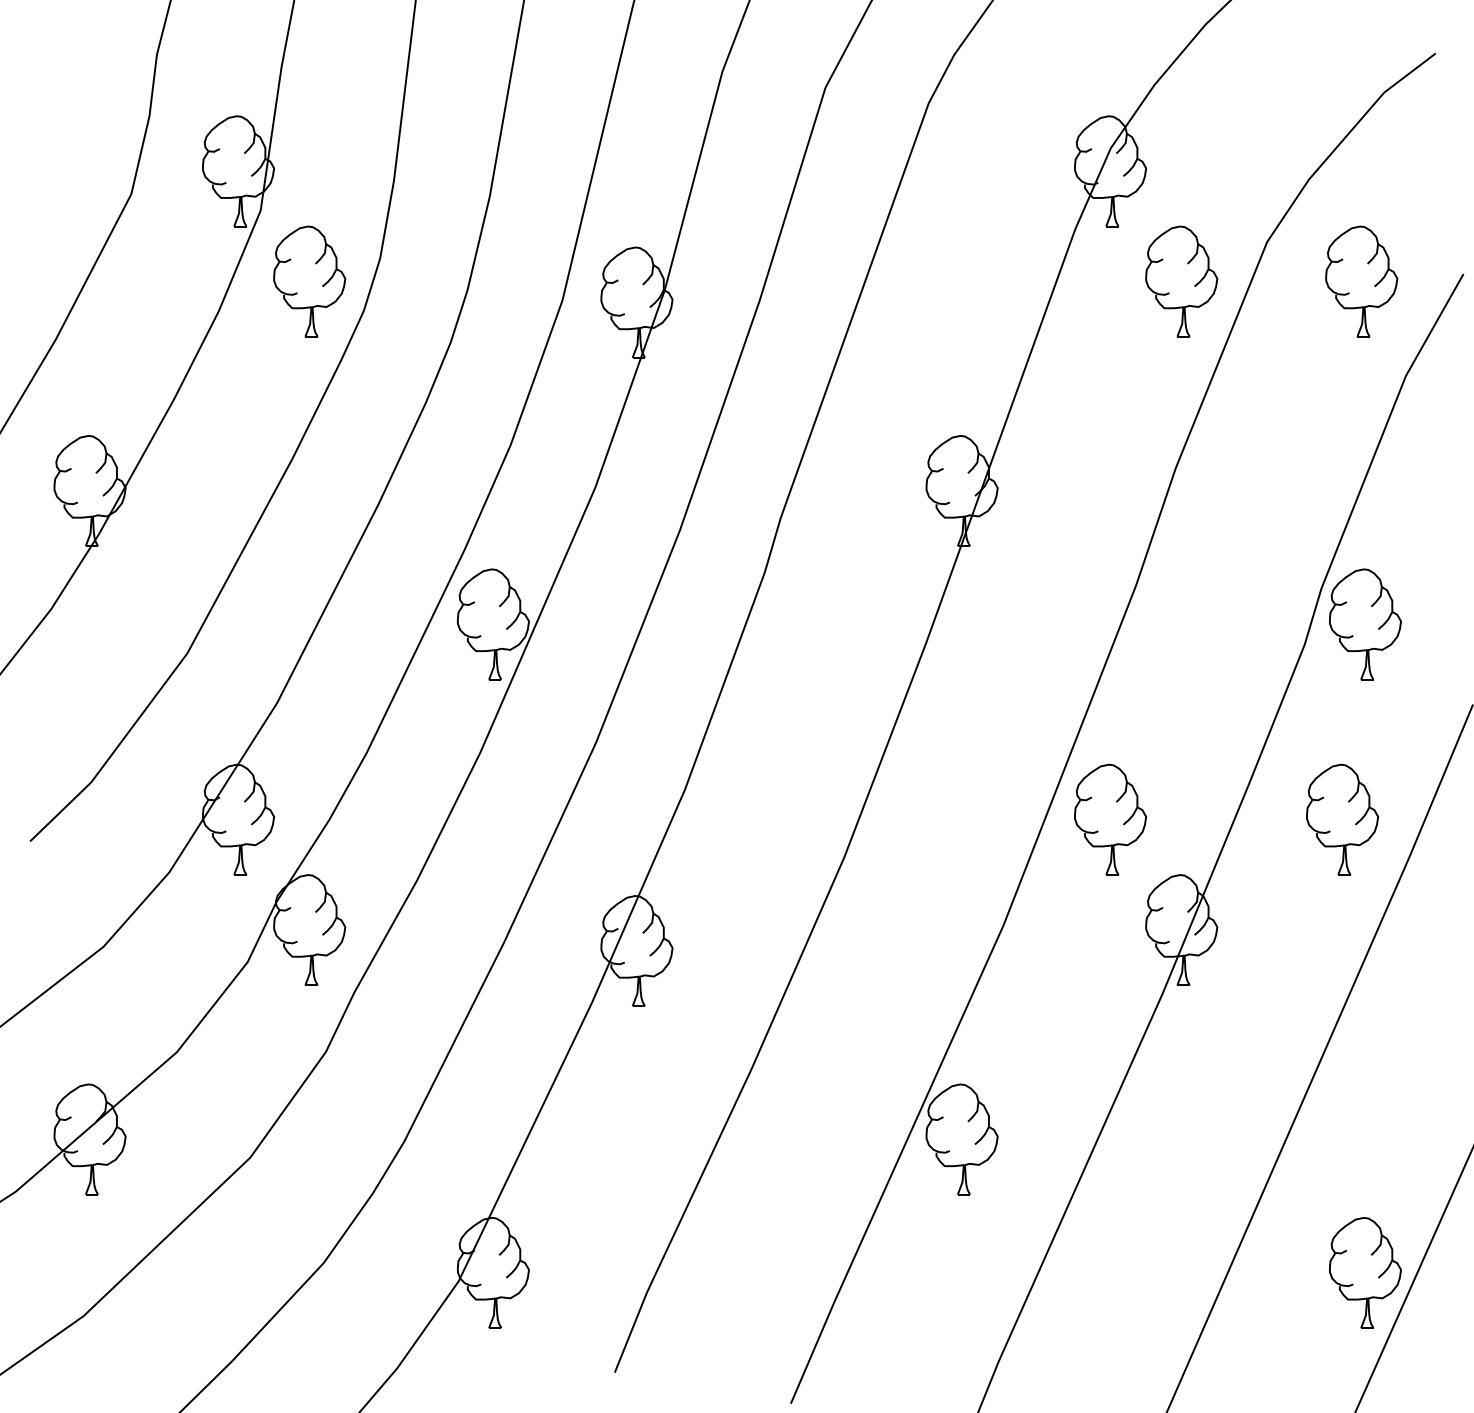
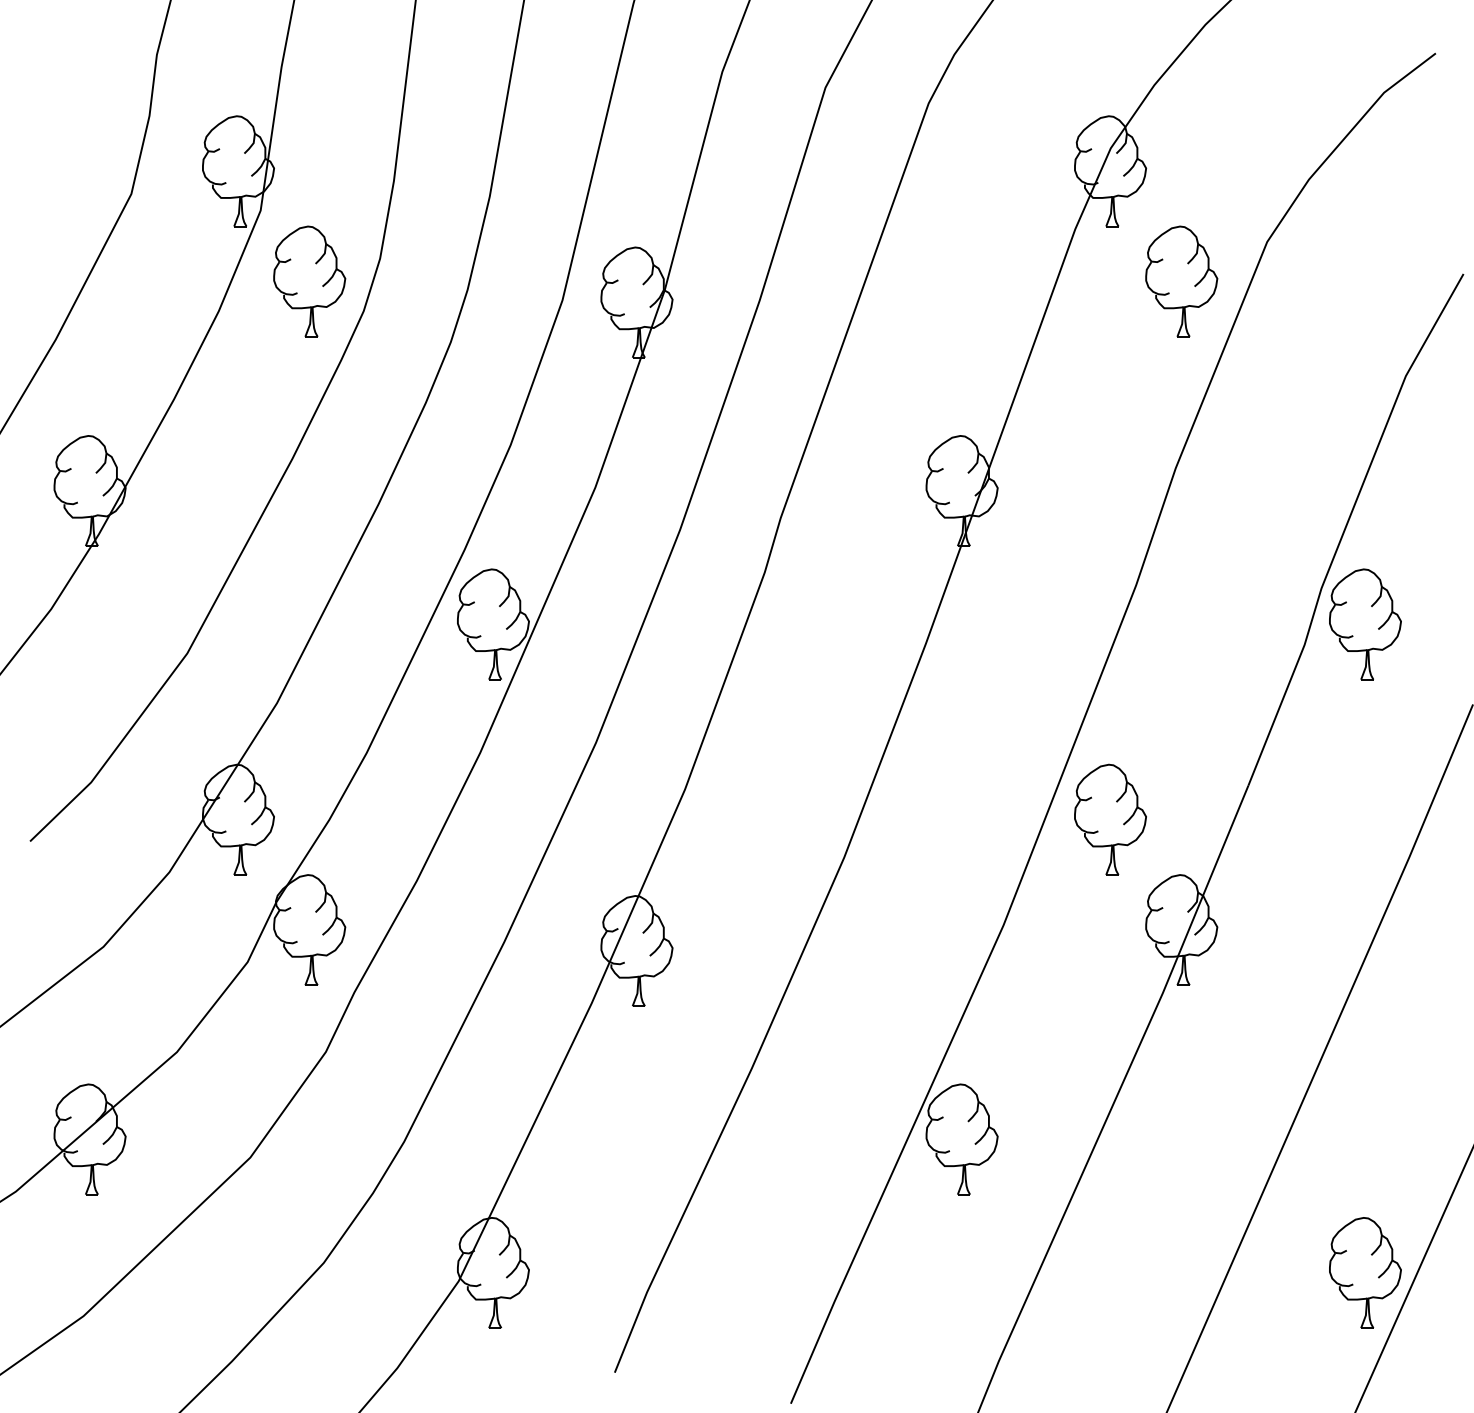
part: present -> none (1361, 281)
part: present -> none (1342, 819)
